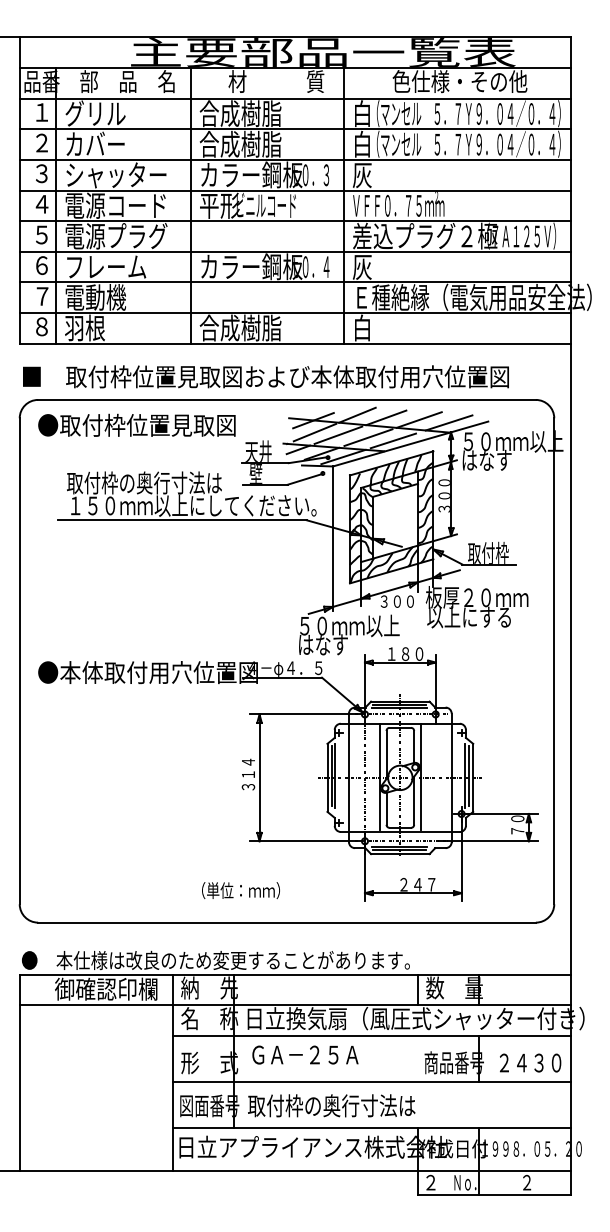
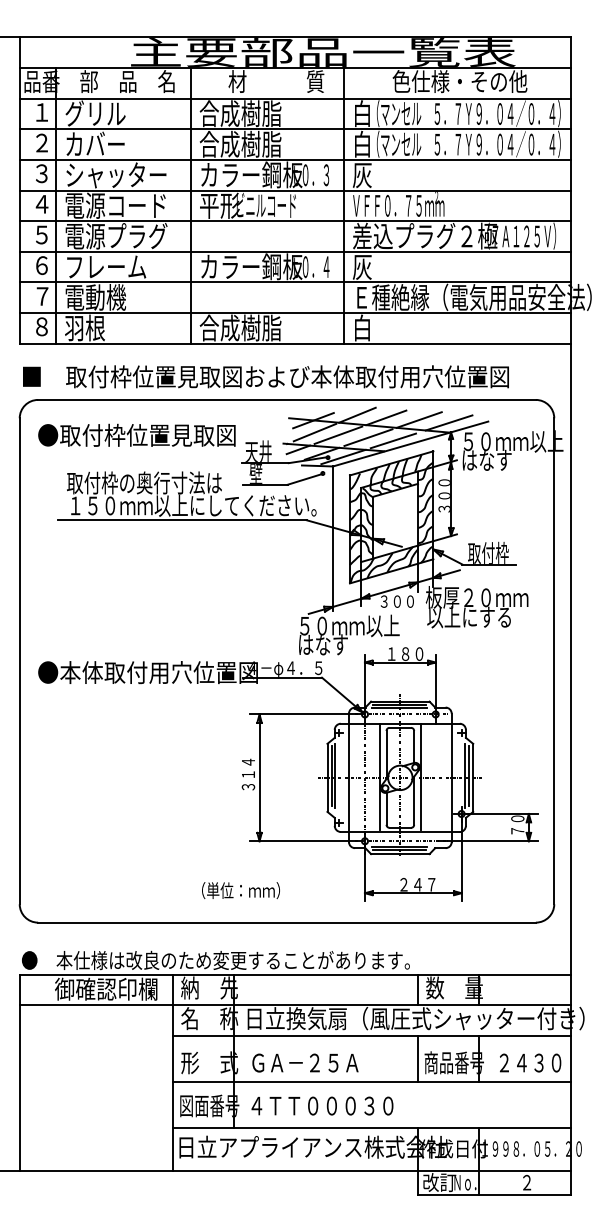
text position: (136, 424) -> (136, 434) (136, 434)
text position: (305, 1054) -> (305, 1062) (305, 1062)
line: none -> present (417, 1058)
text: 取付枠の奥行寸法は -> ４ＴＴ０００３０ (331, 1105)
text: ２ -> 改訂 (439, 1182)
